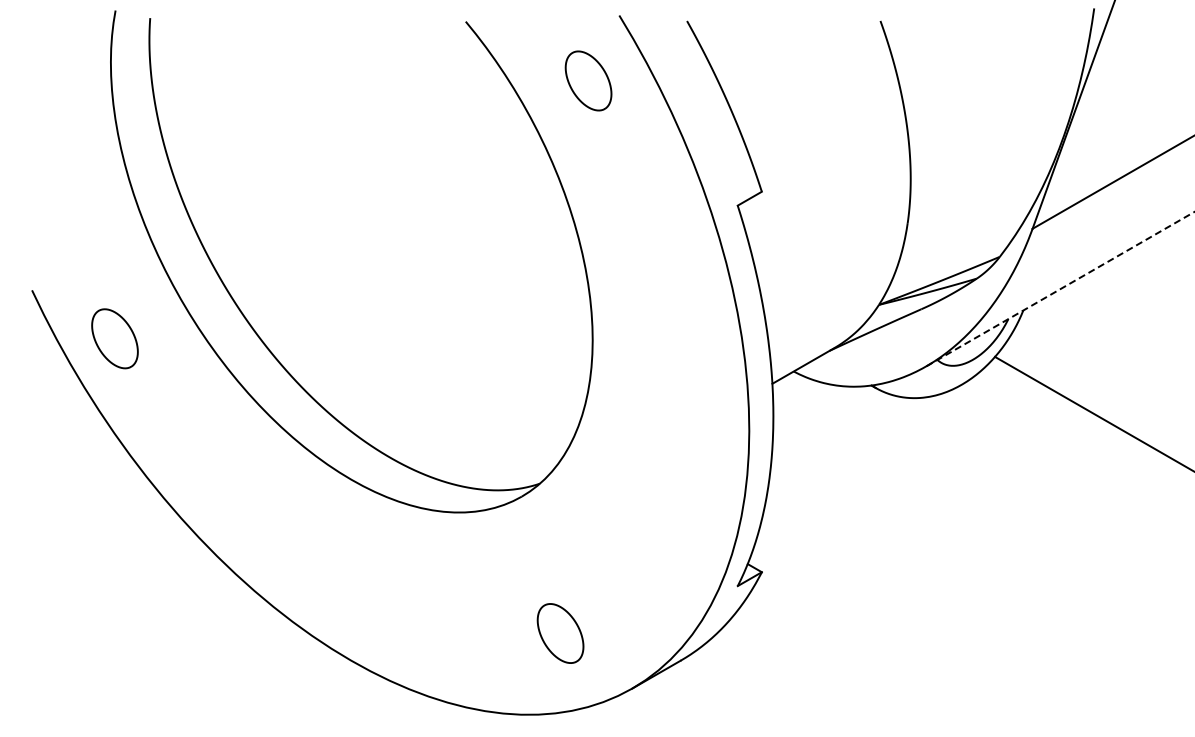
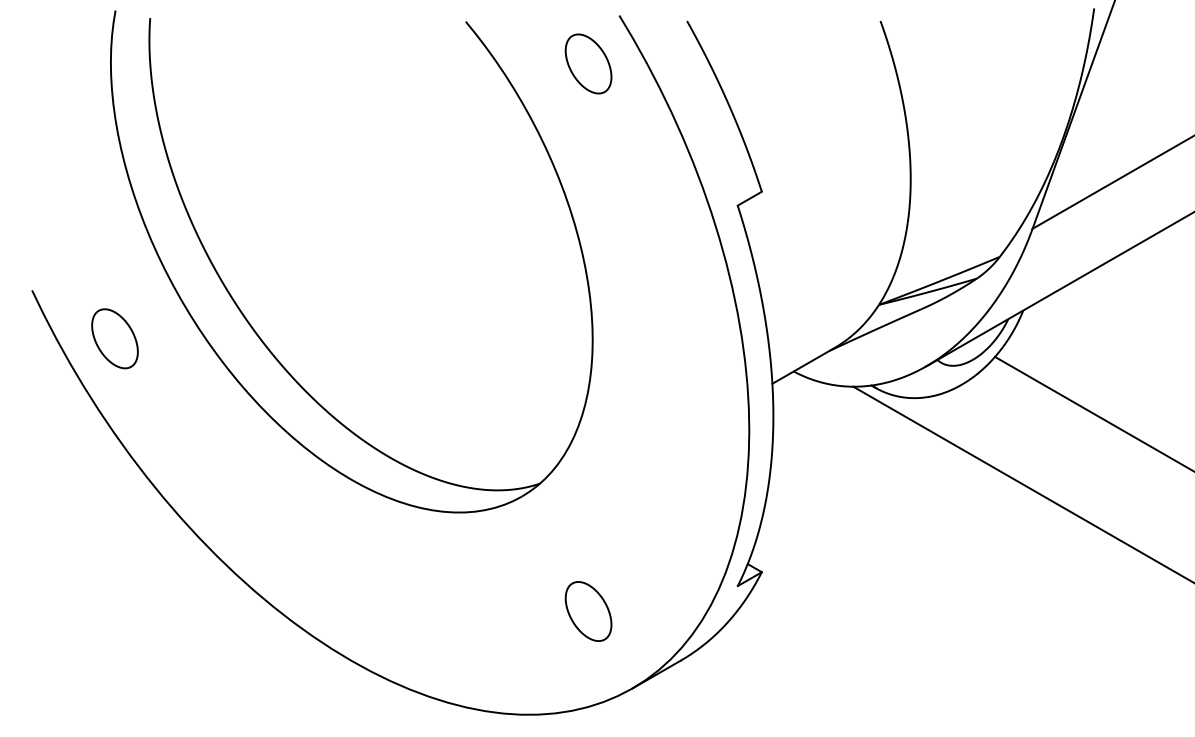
part position: (588, 80) -> (588, 63) (588, 63)
line: dashed -> solid (1060, 289)
line: none -> present (1022, 483)
part position: (560, 633) -> (588, 611) (588, 611)
